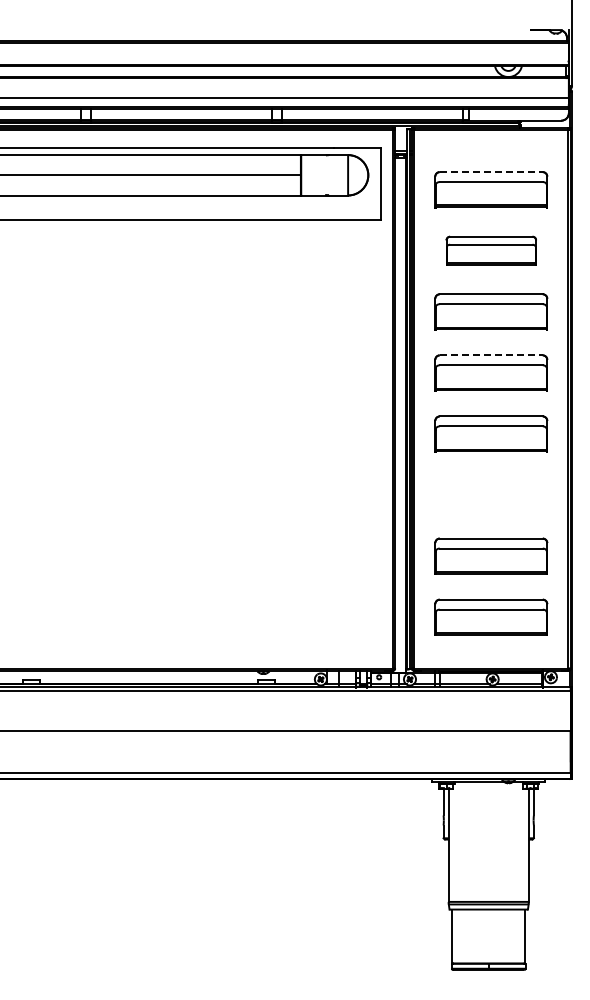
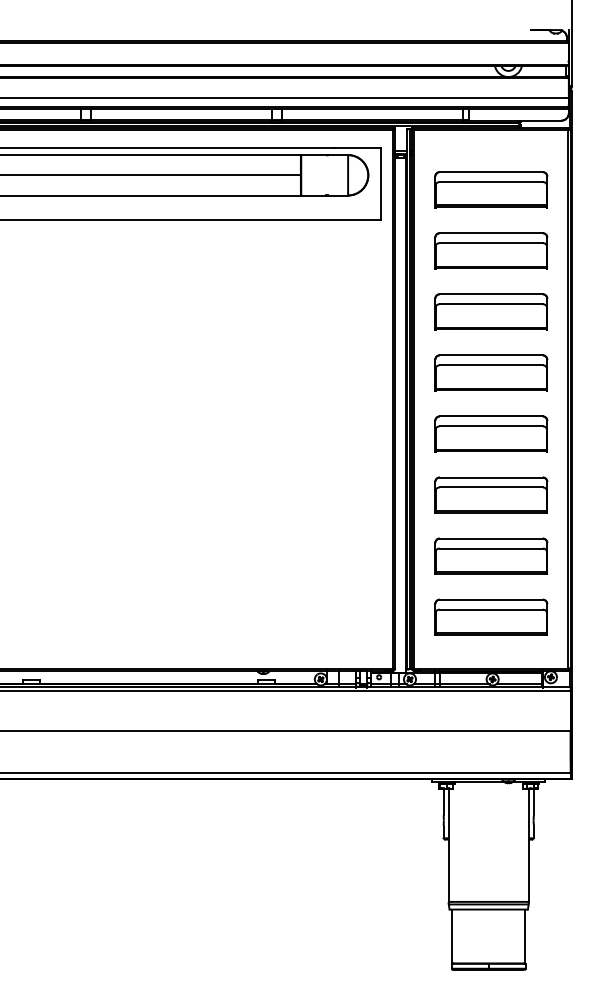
line: dashed -> solid (491, 172)
part size: 92x31 px -> 115x38 px (491, 250)
line: dashed -> solid (491, 355)
part: none -> present (491, 494)
